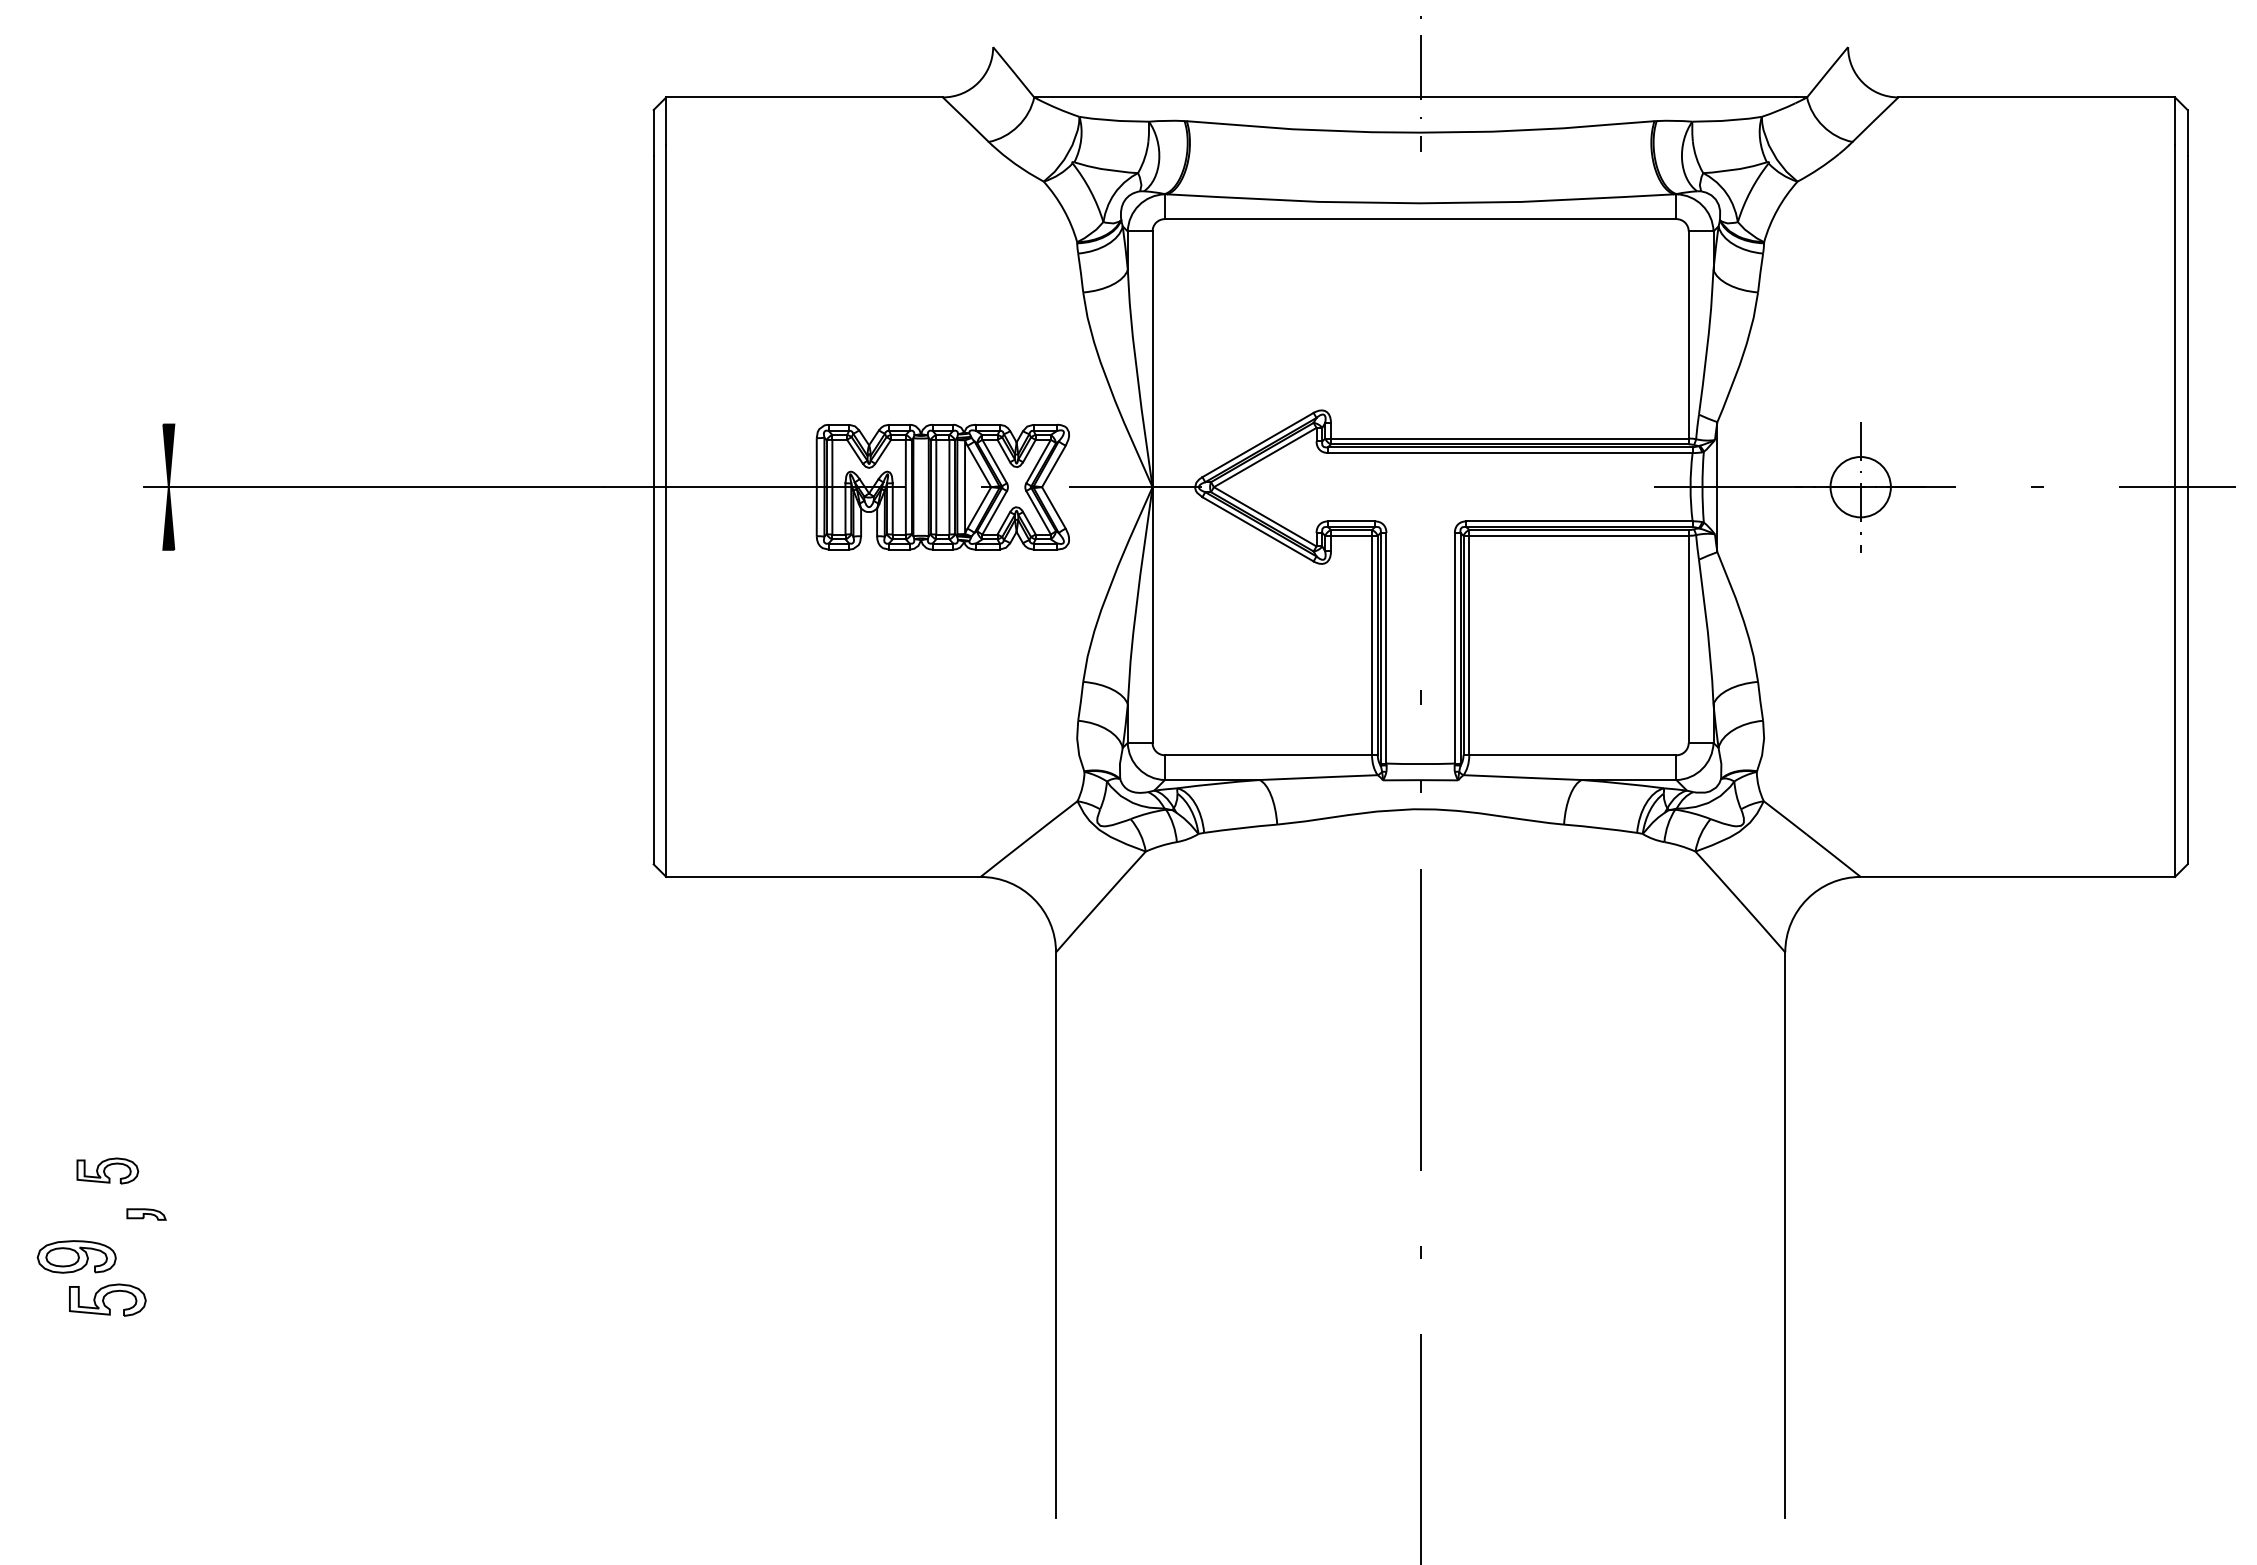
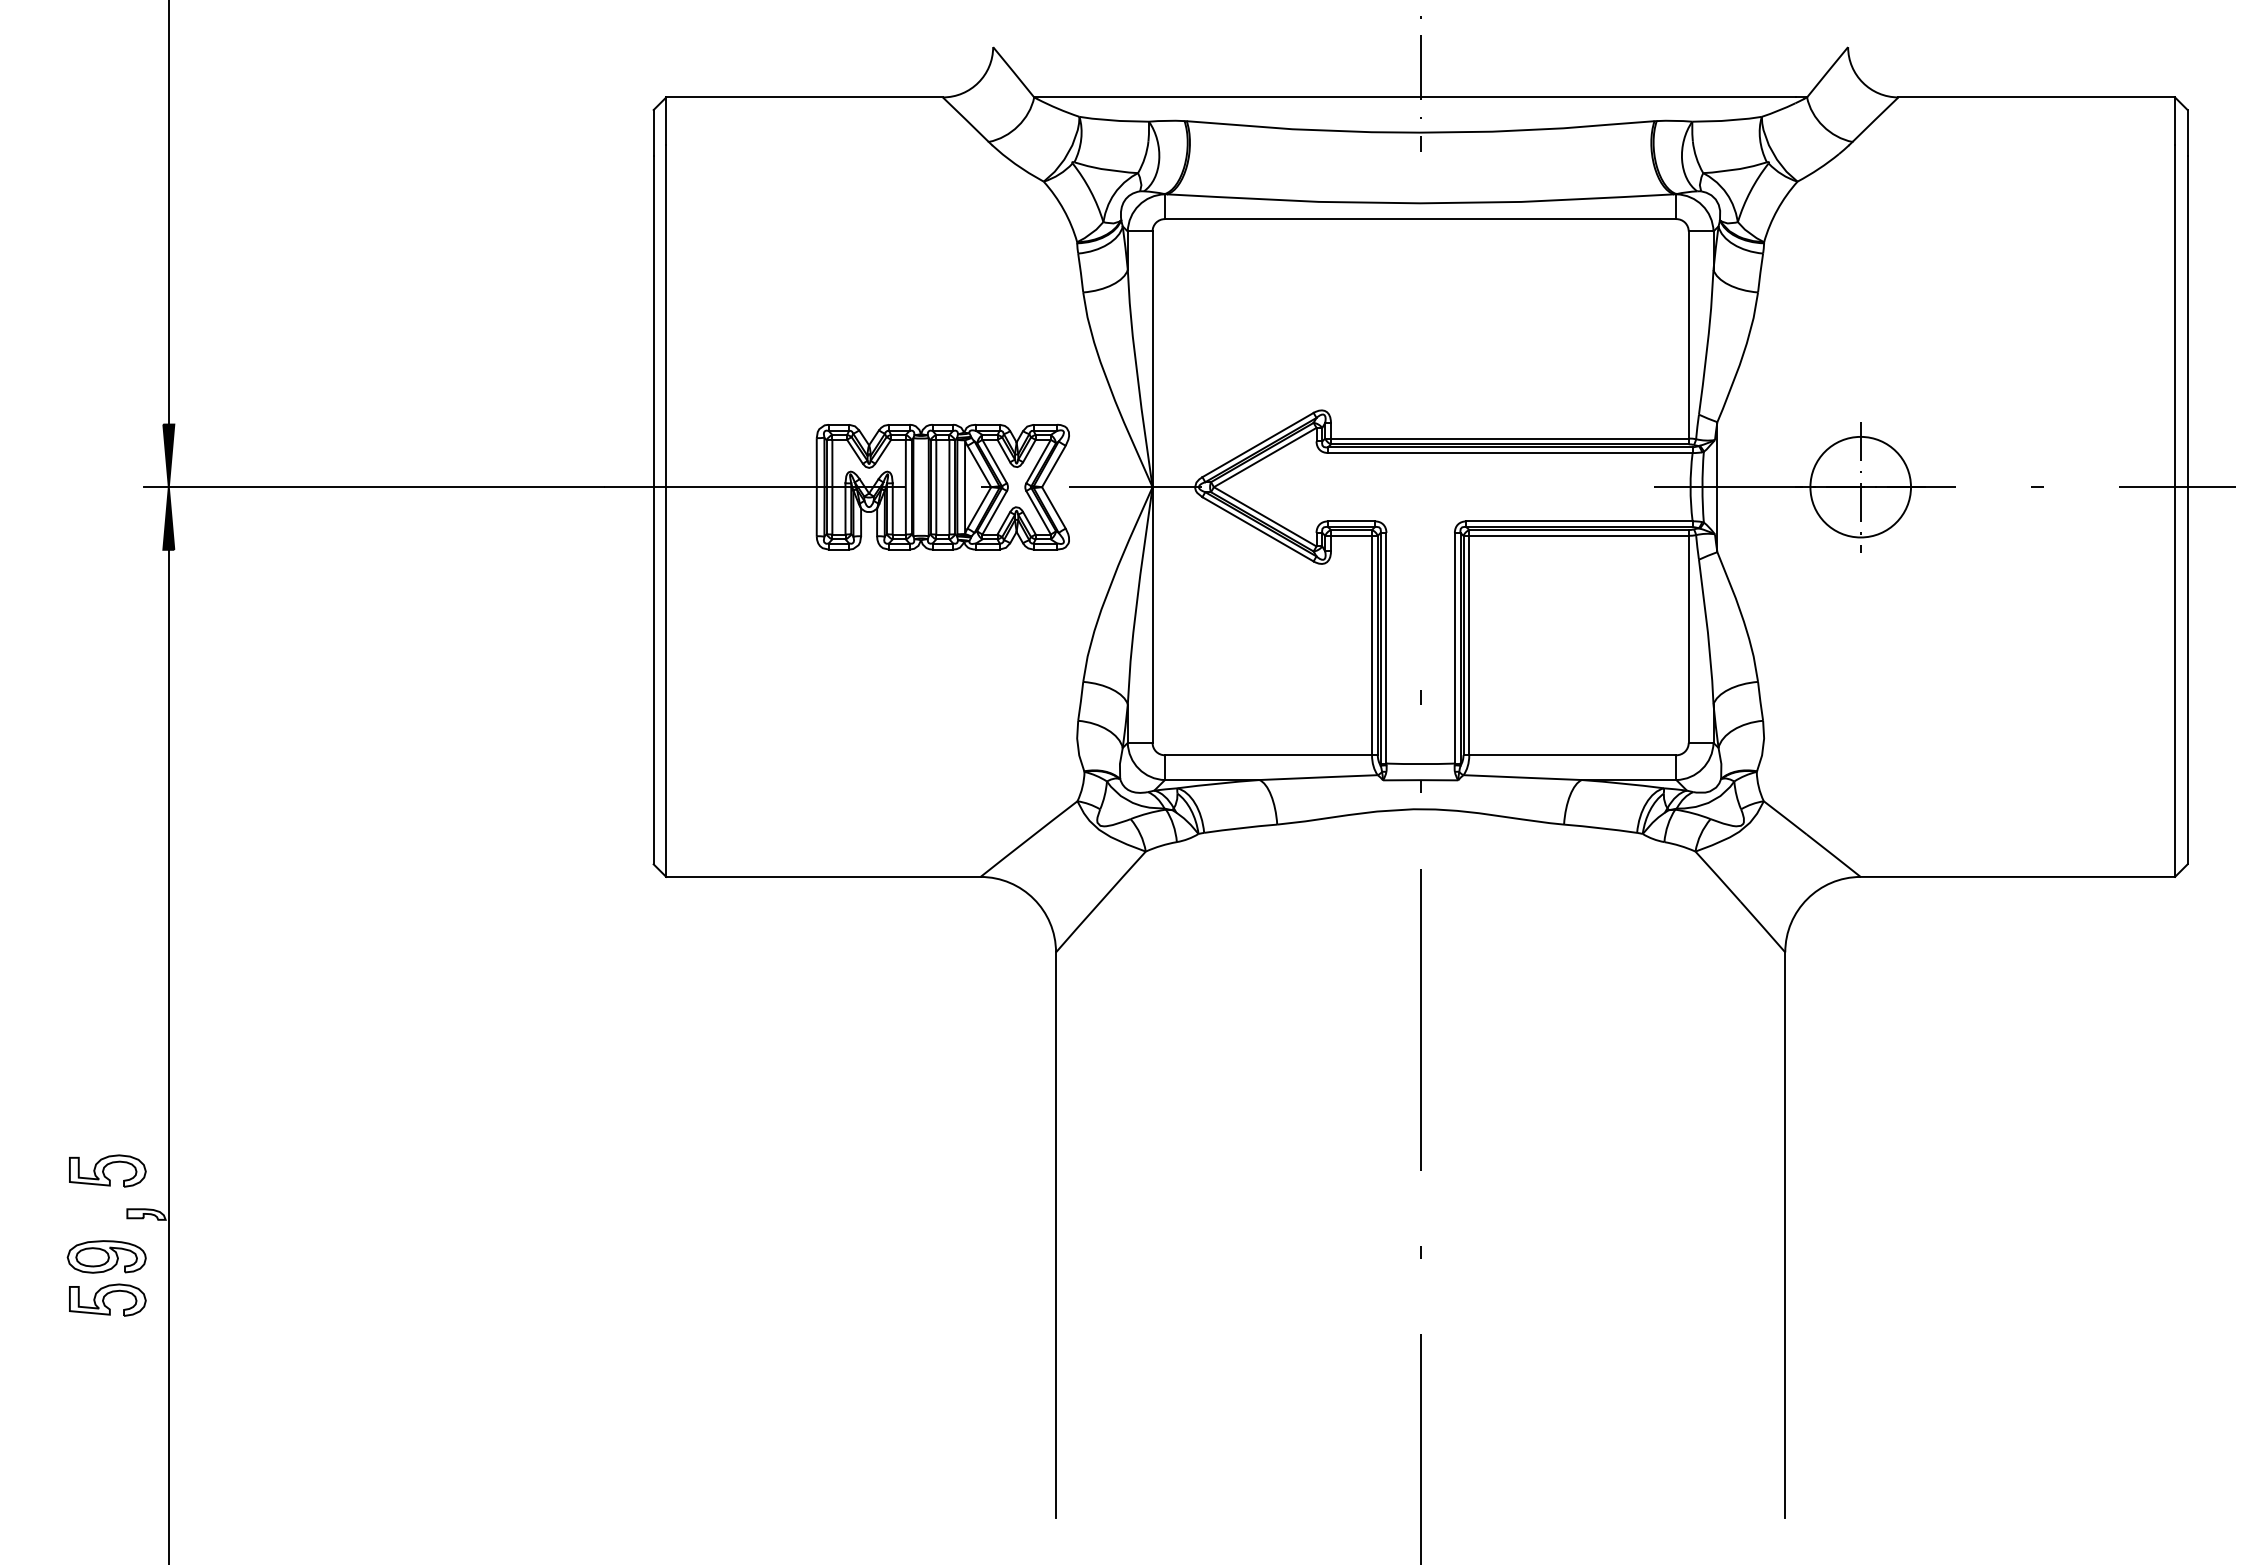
line: none -> present (168, 213)
circle diameter: 60 px -> 101 px (1860, 486)
line: none -> present (168, 1055)
part size: 64x28 px -> 78x34 px (107, 1170)
part position: (76, 1256) -> (106, 1256) (106, 1256)
